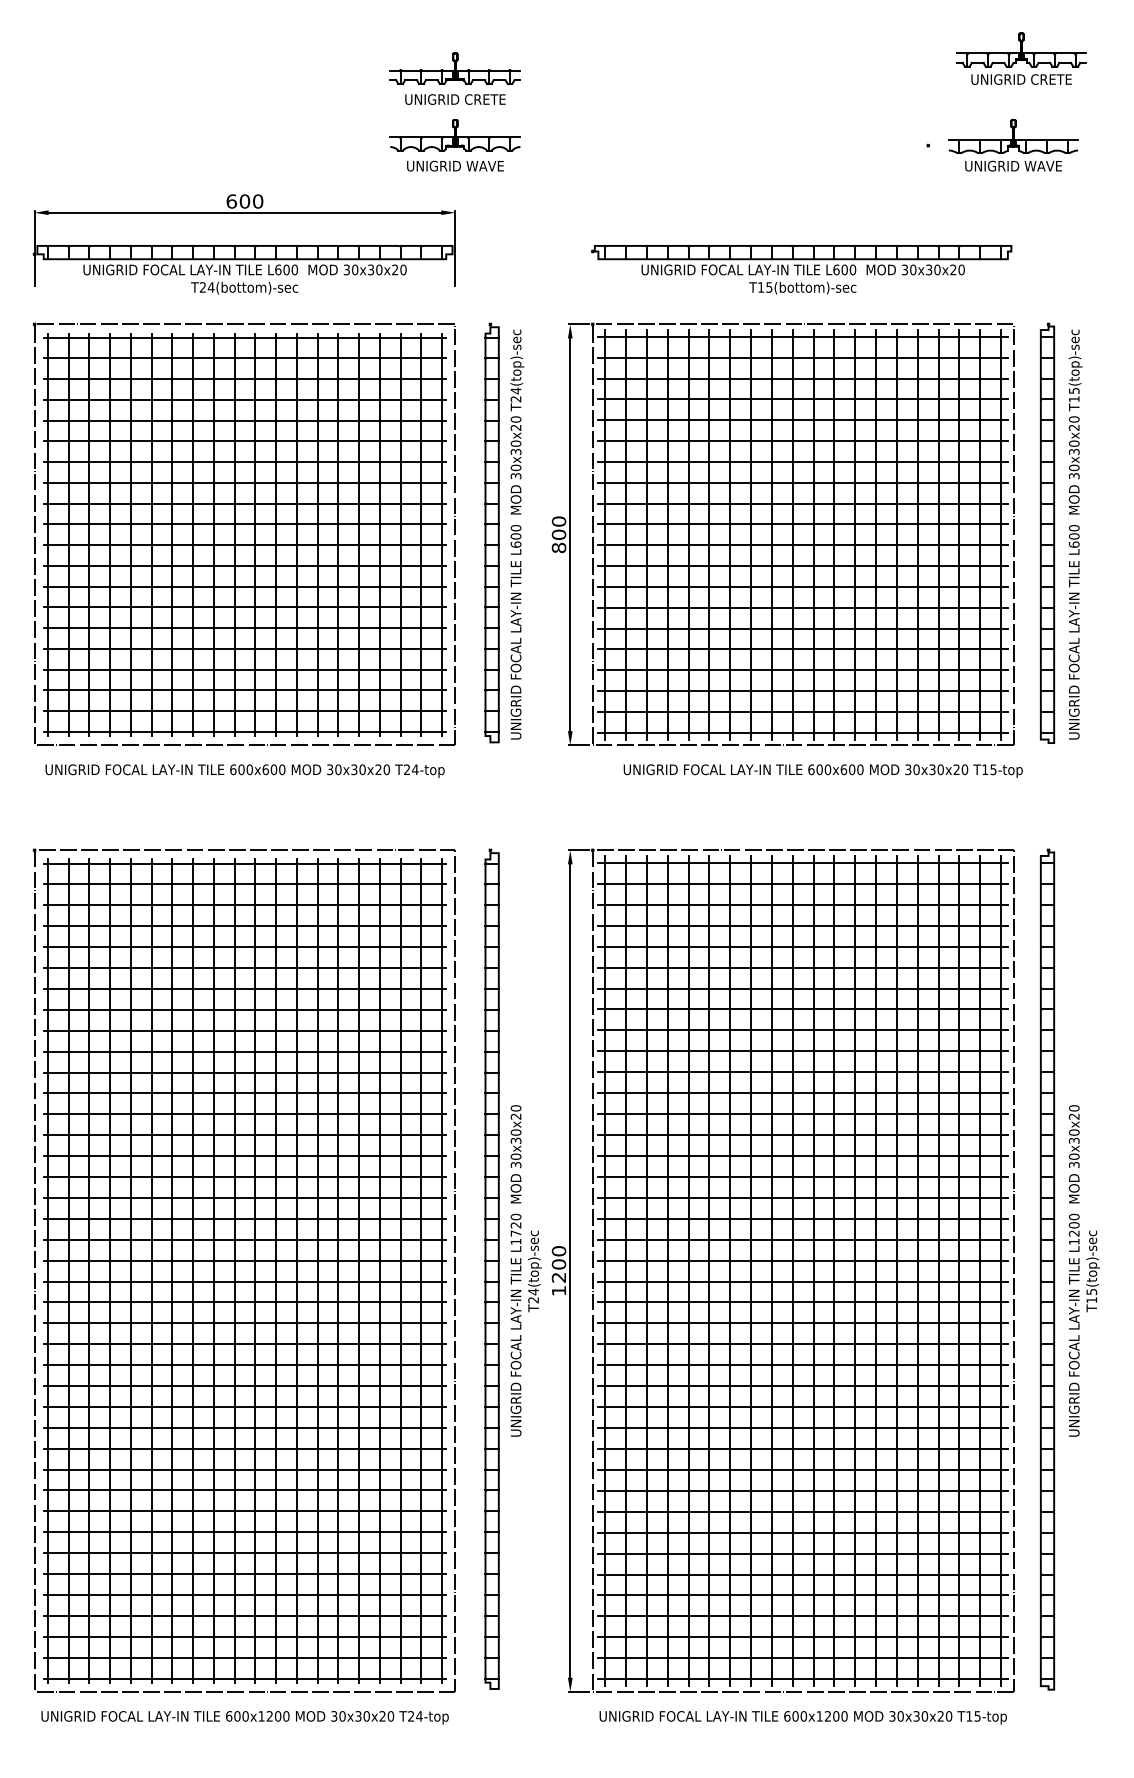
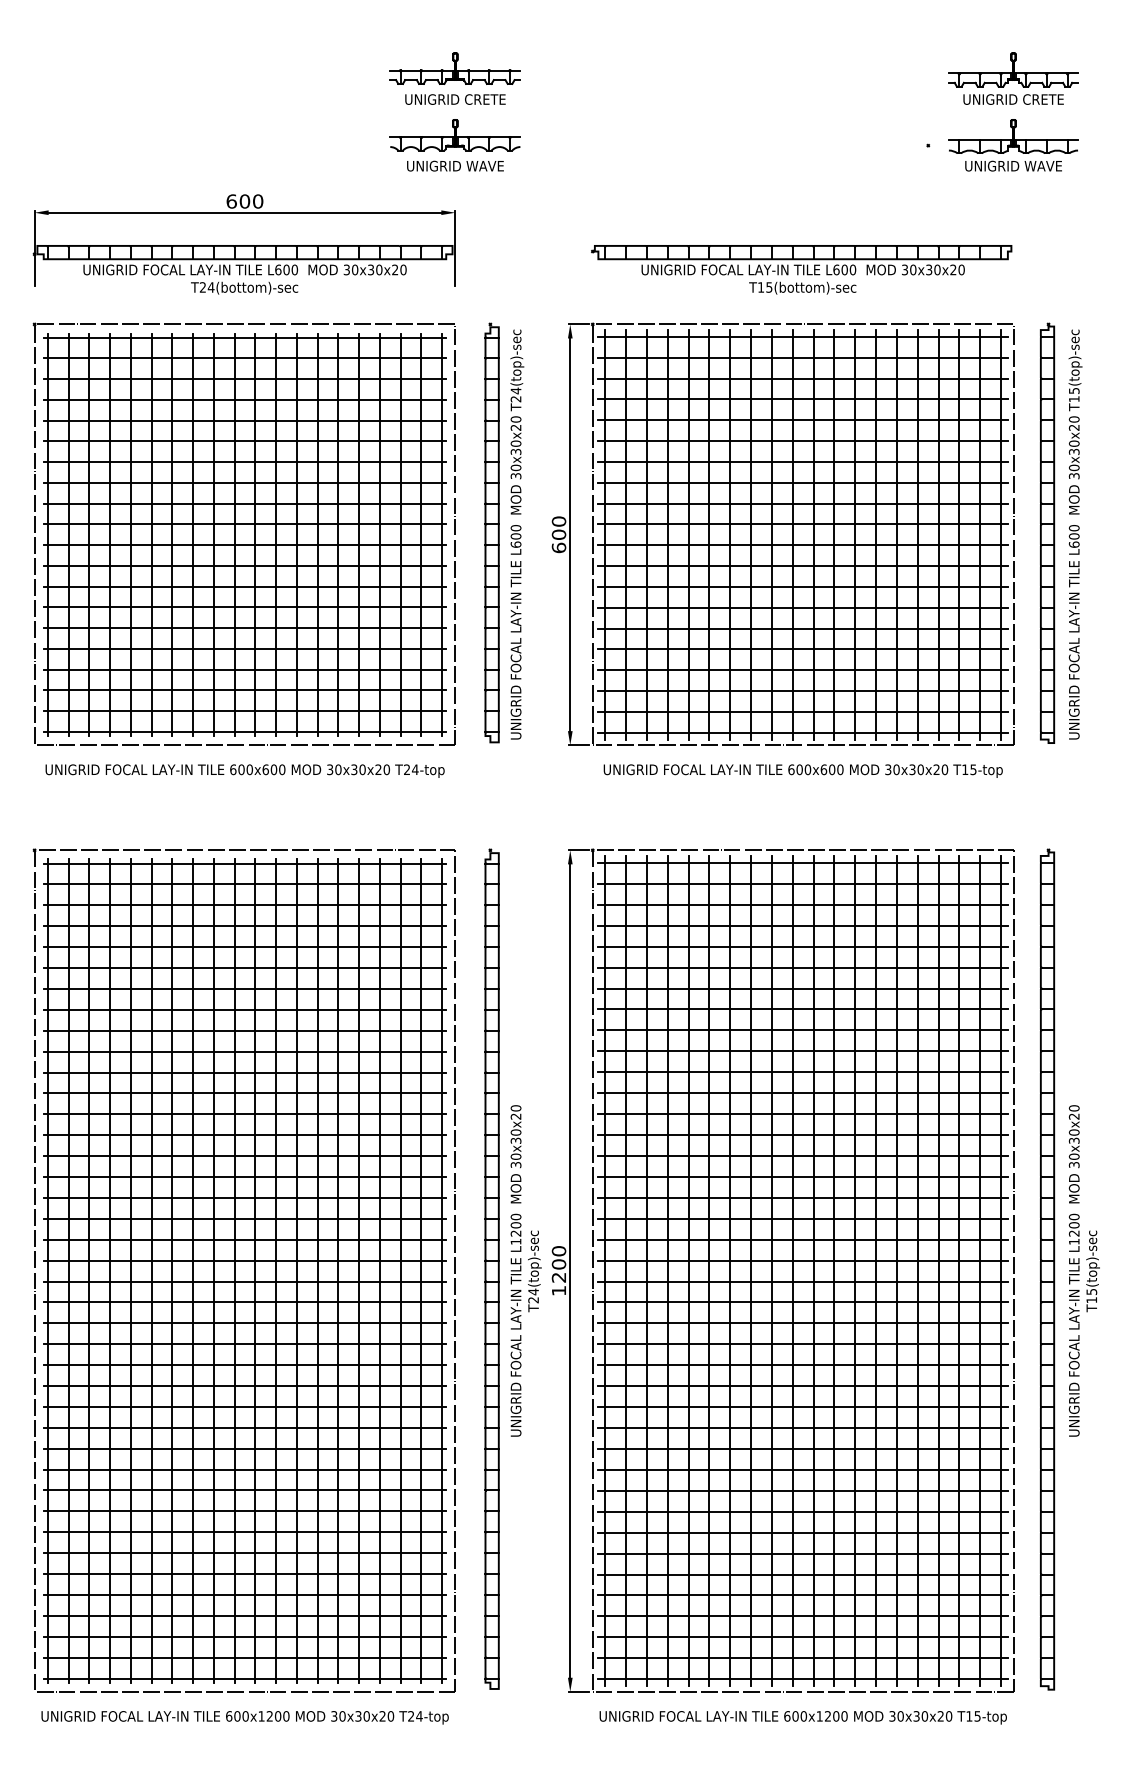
part position: (1021, 58) -> (1013, 78) (1013, 78)
text: 800 -> 600 (558, 547)
text position: (822, 770) -> (802, 770) (802, 770)
text: L1720 -> L1200 (515, 1229)
